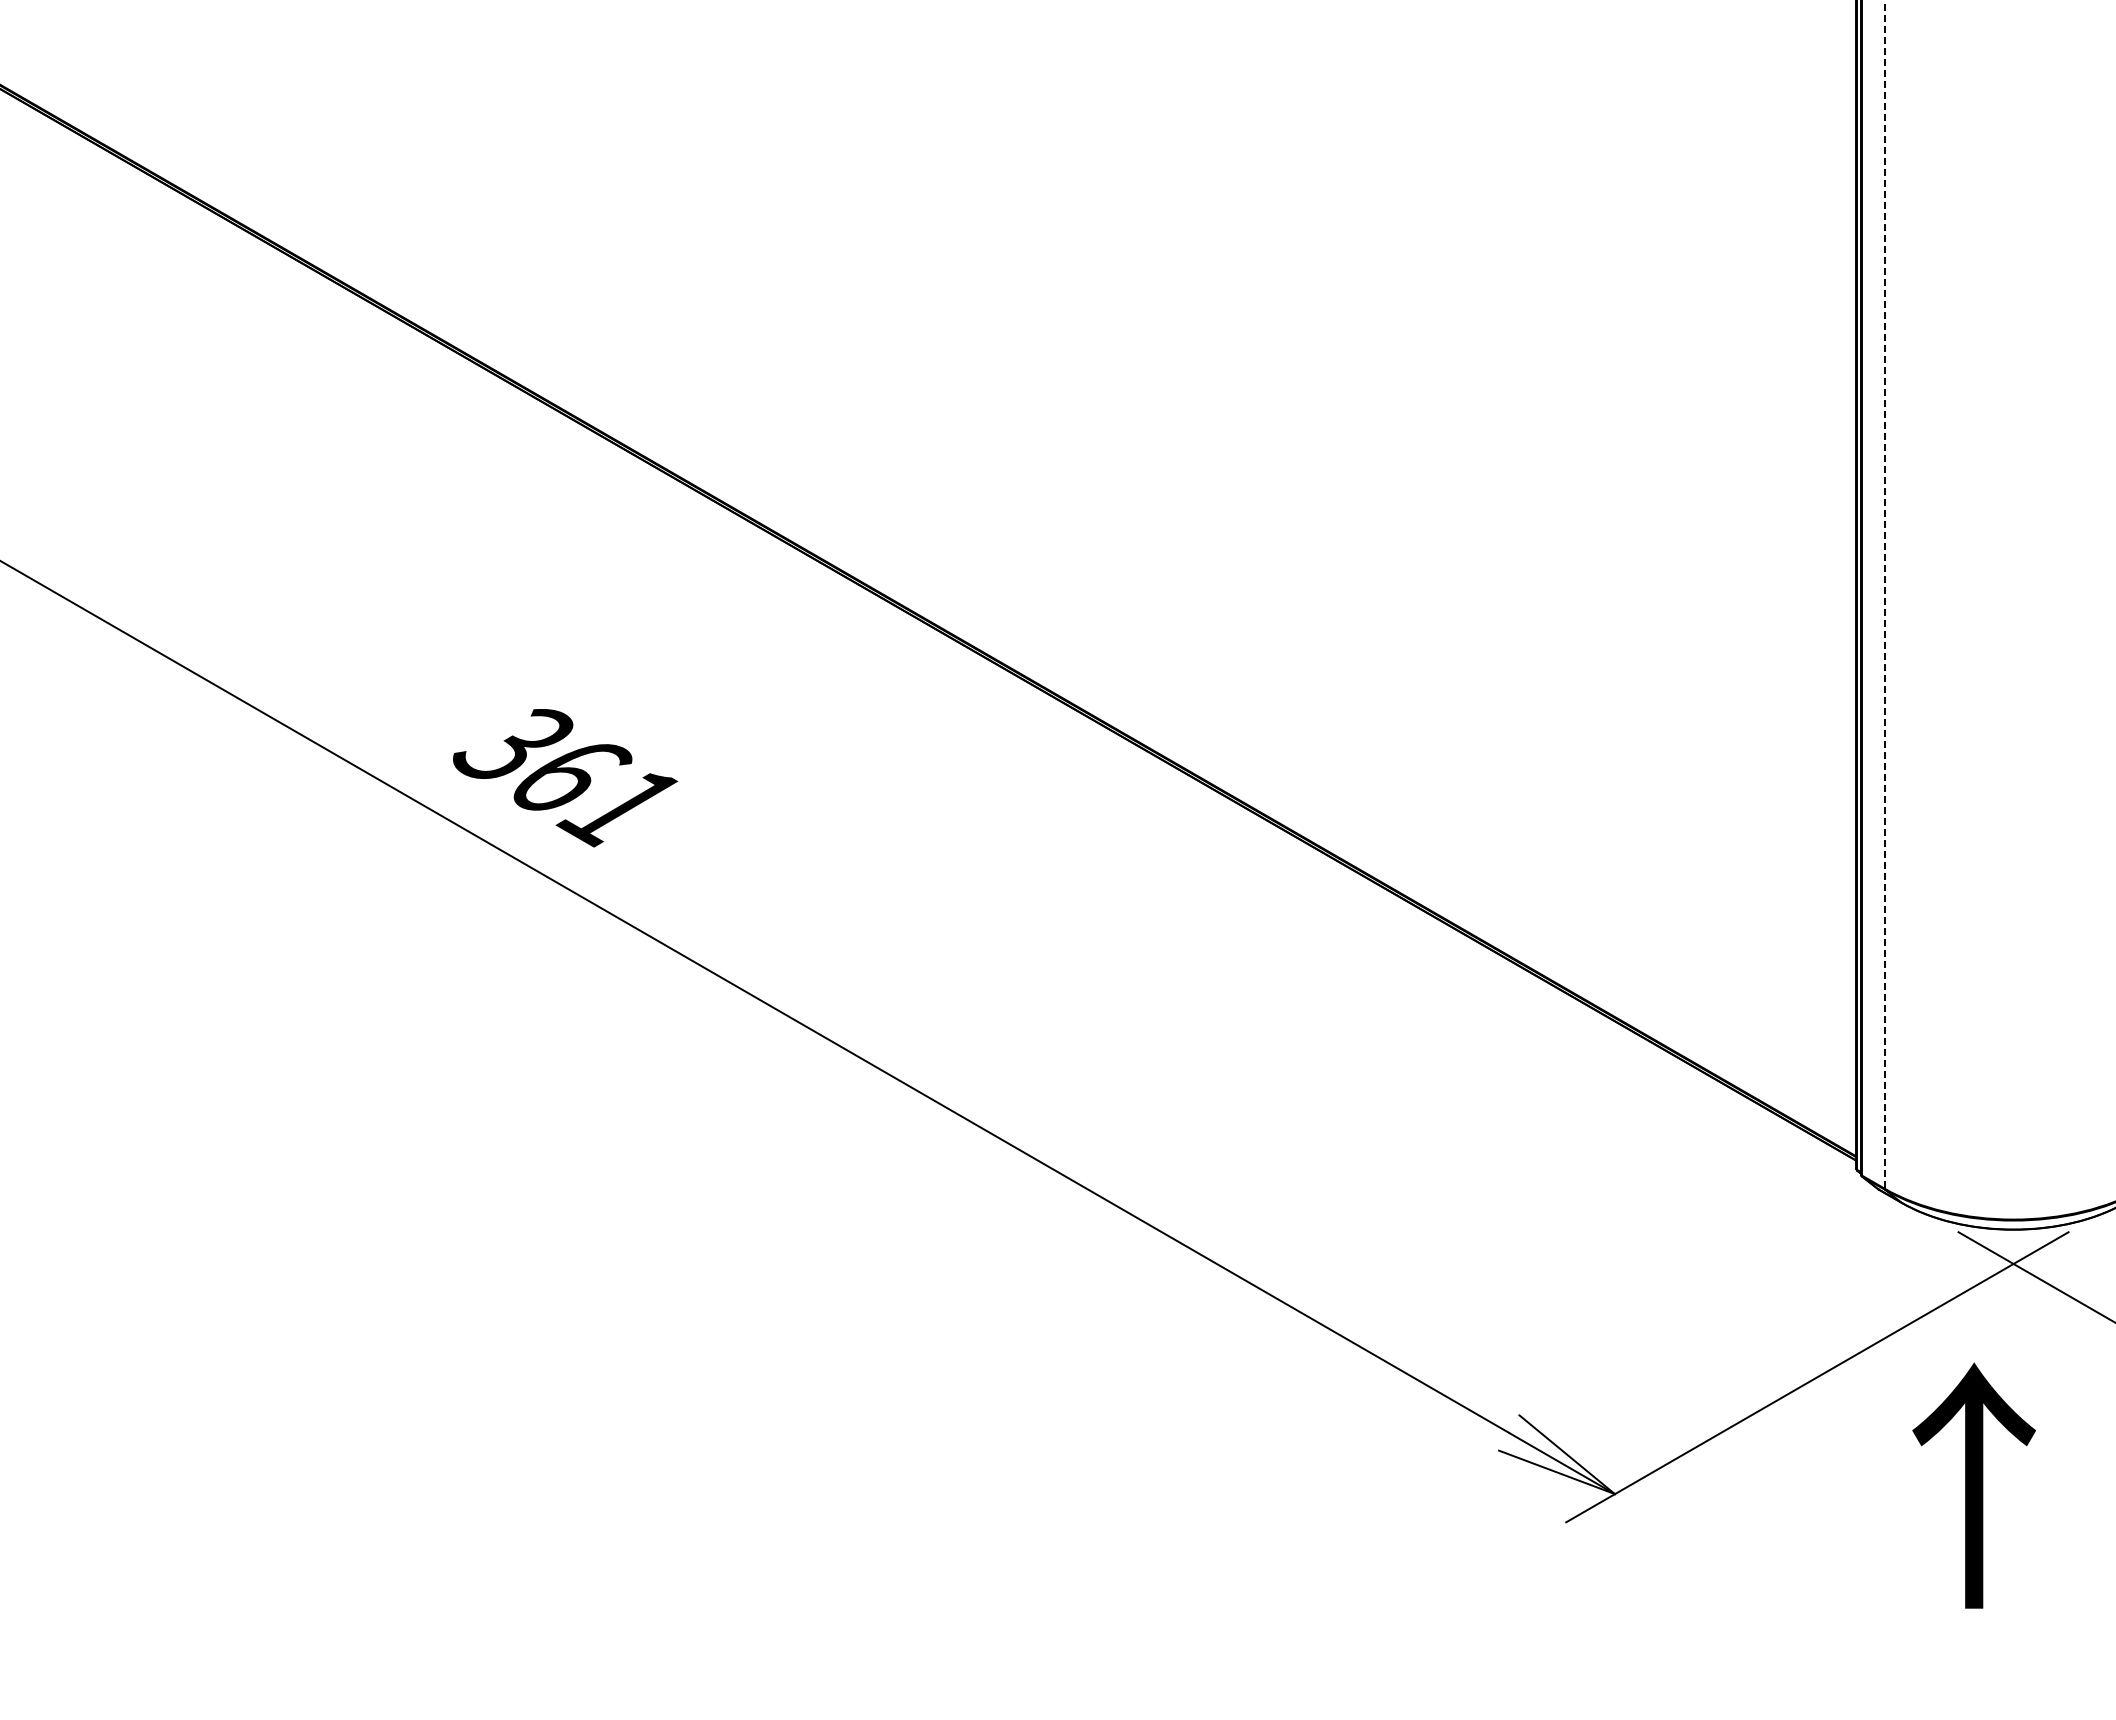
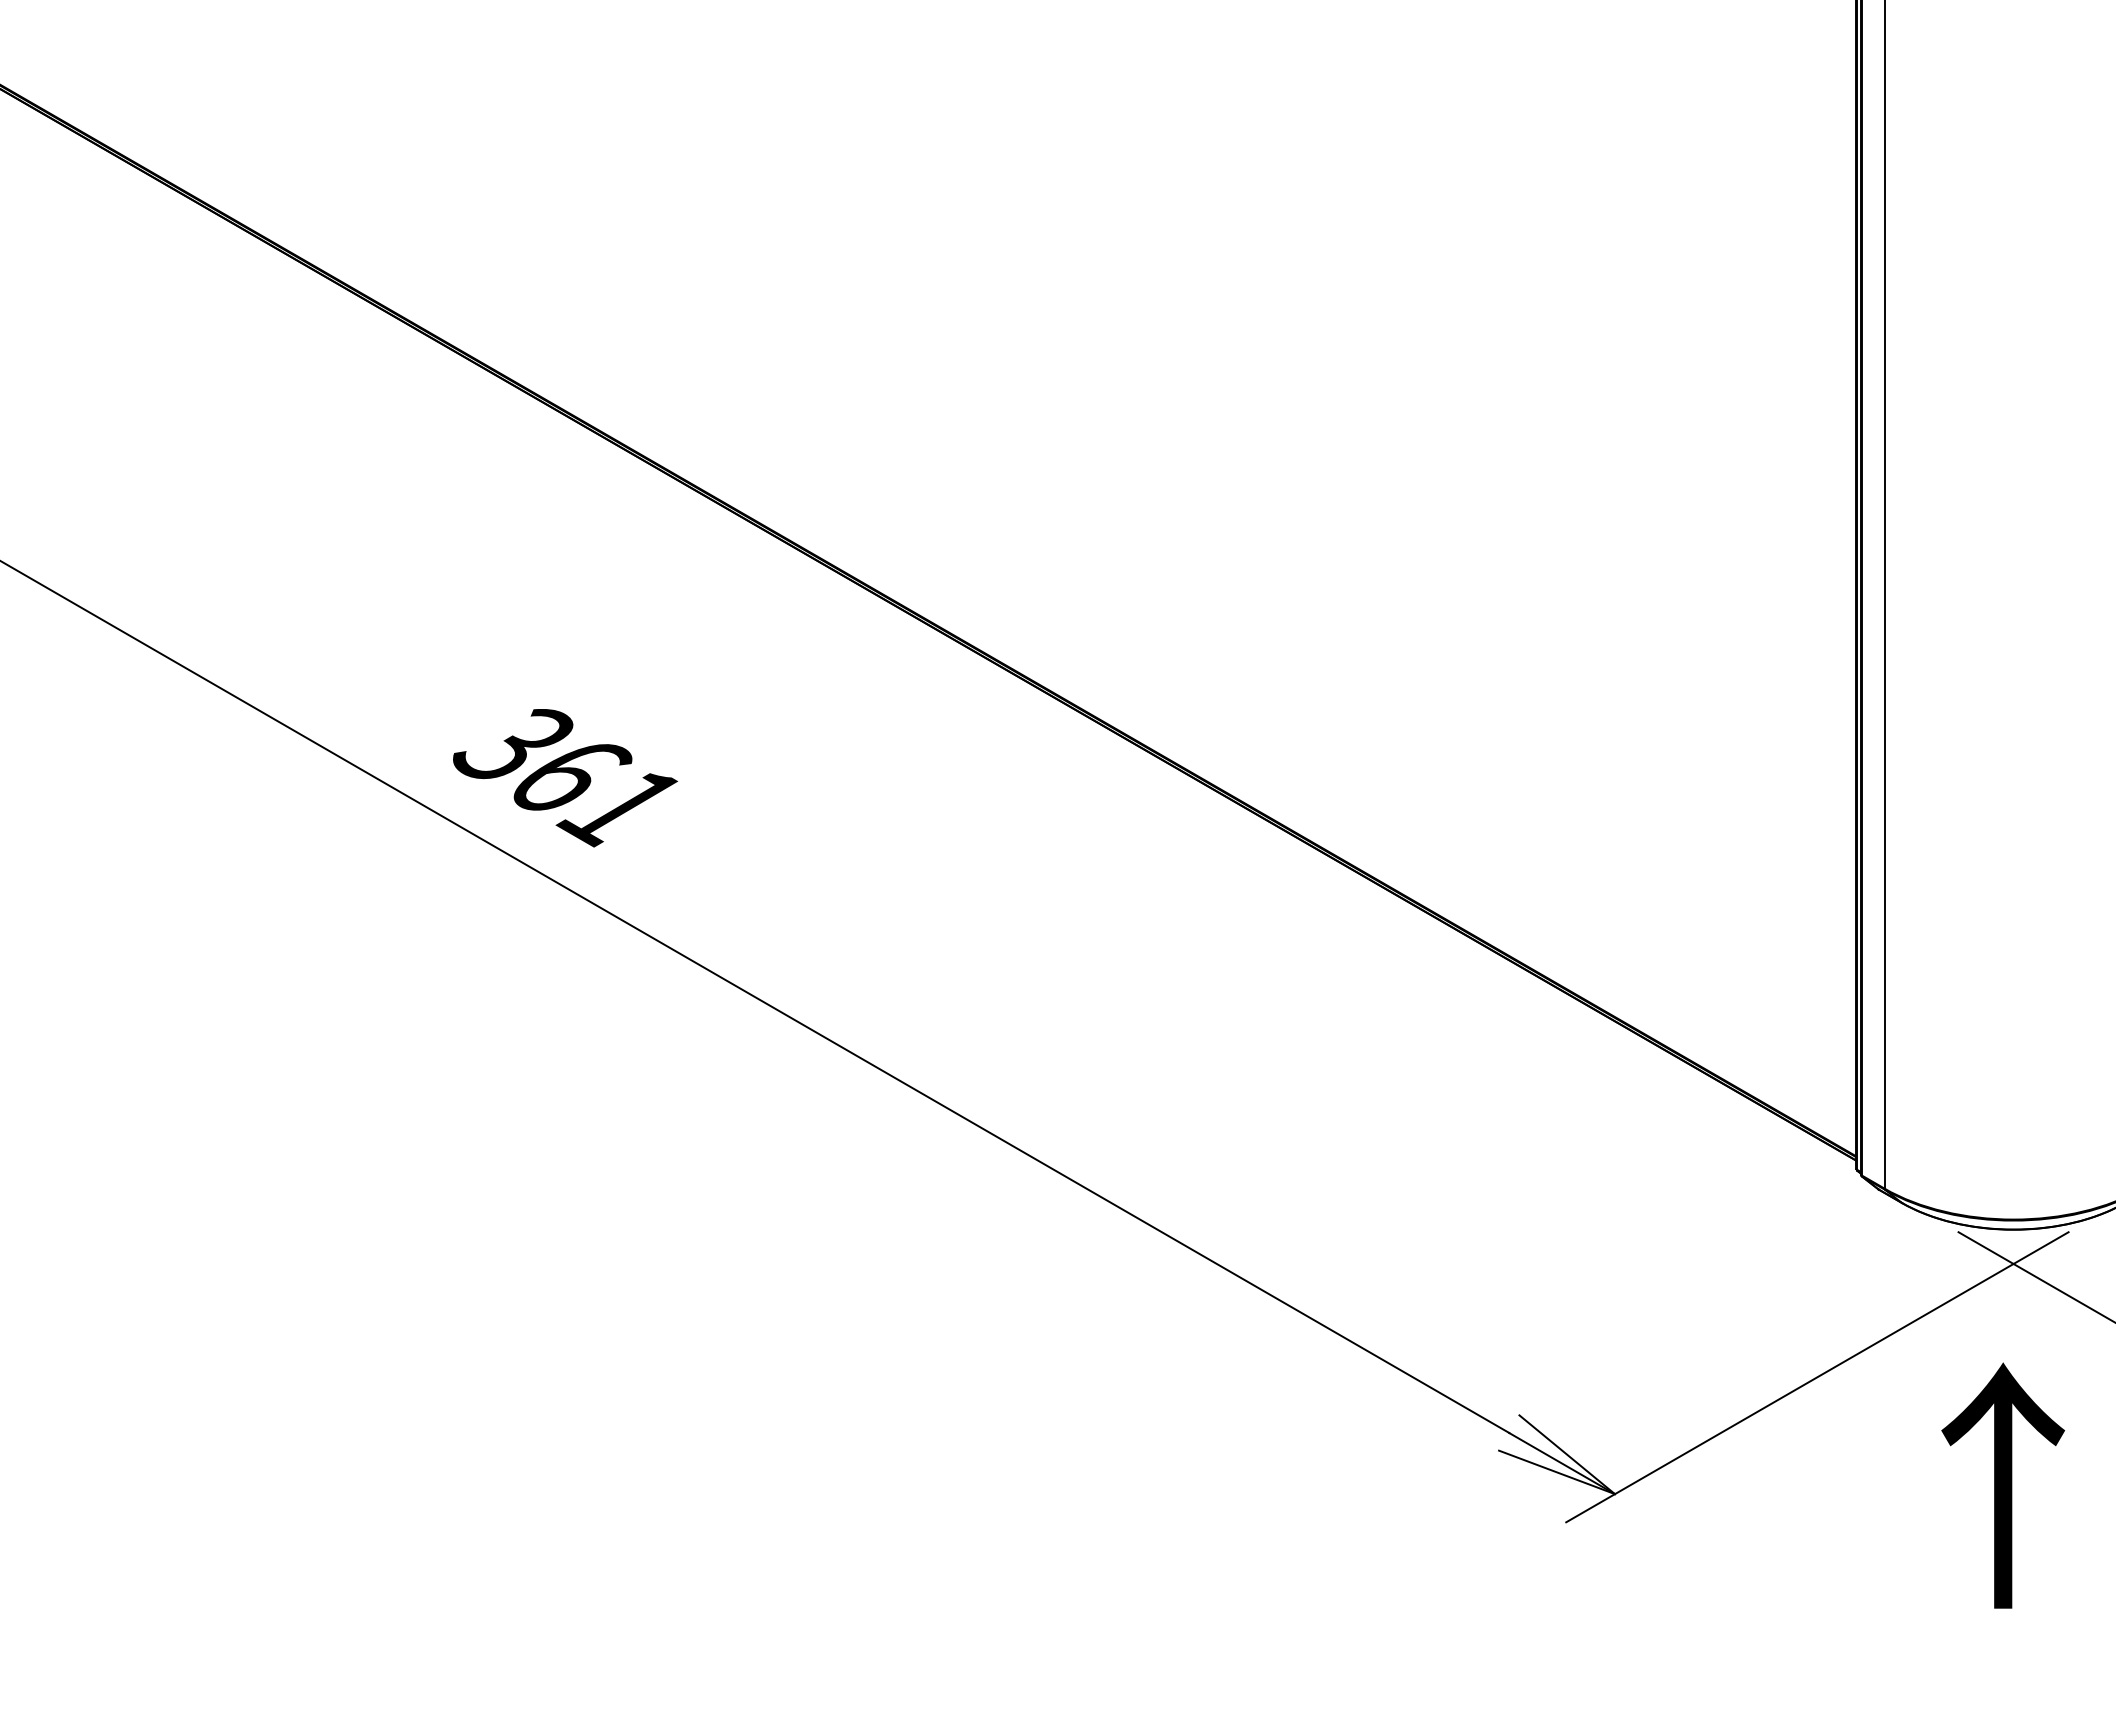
line: dashed -> solid (1884, 594)
text position: (1973, 1485) -> (2002, 1485) (2002, 1485)
